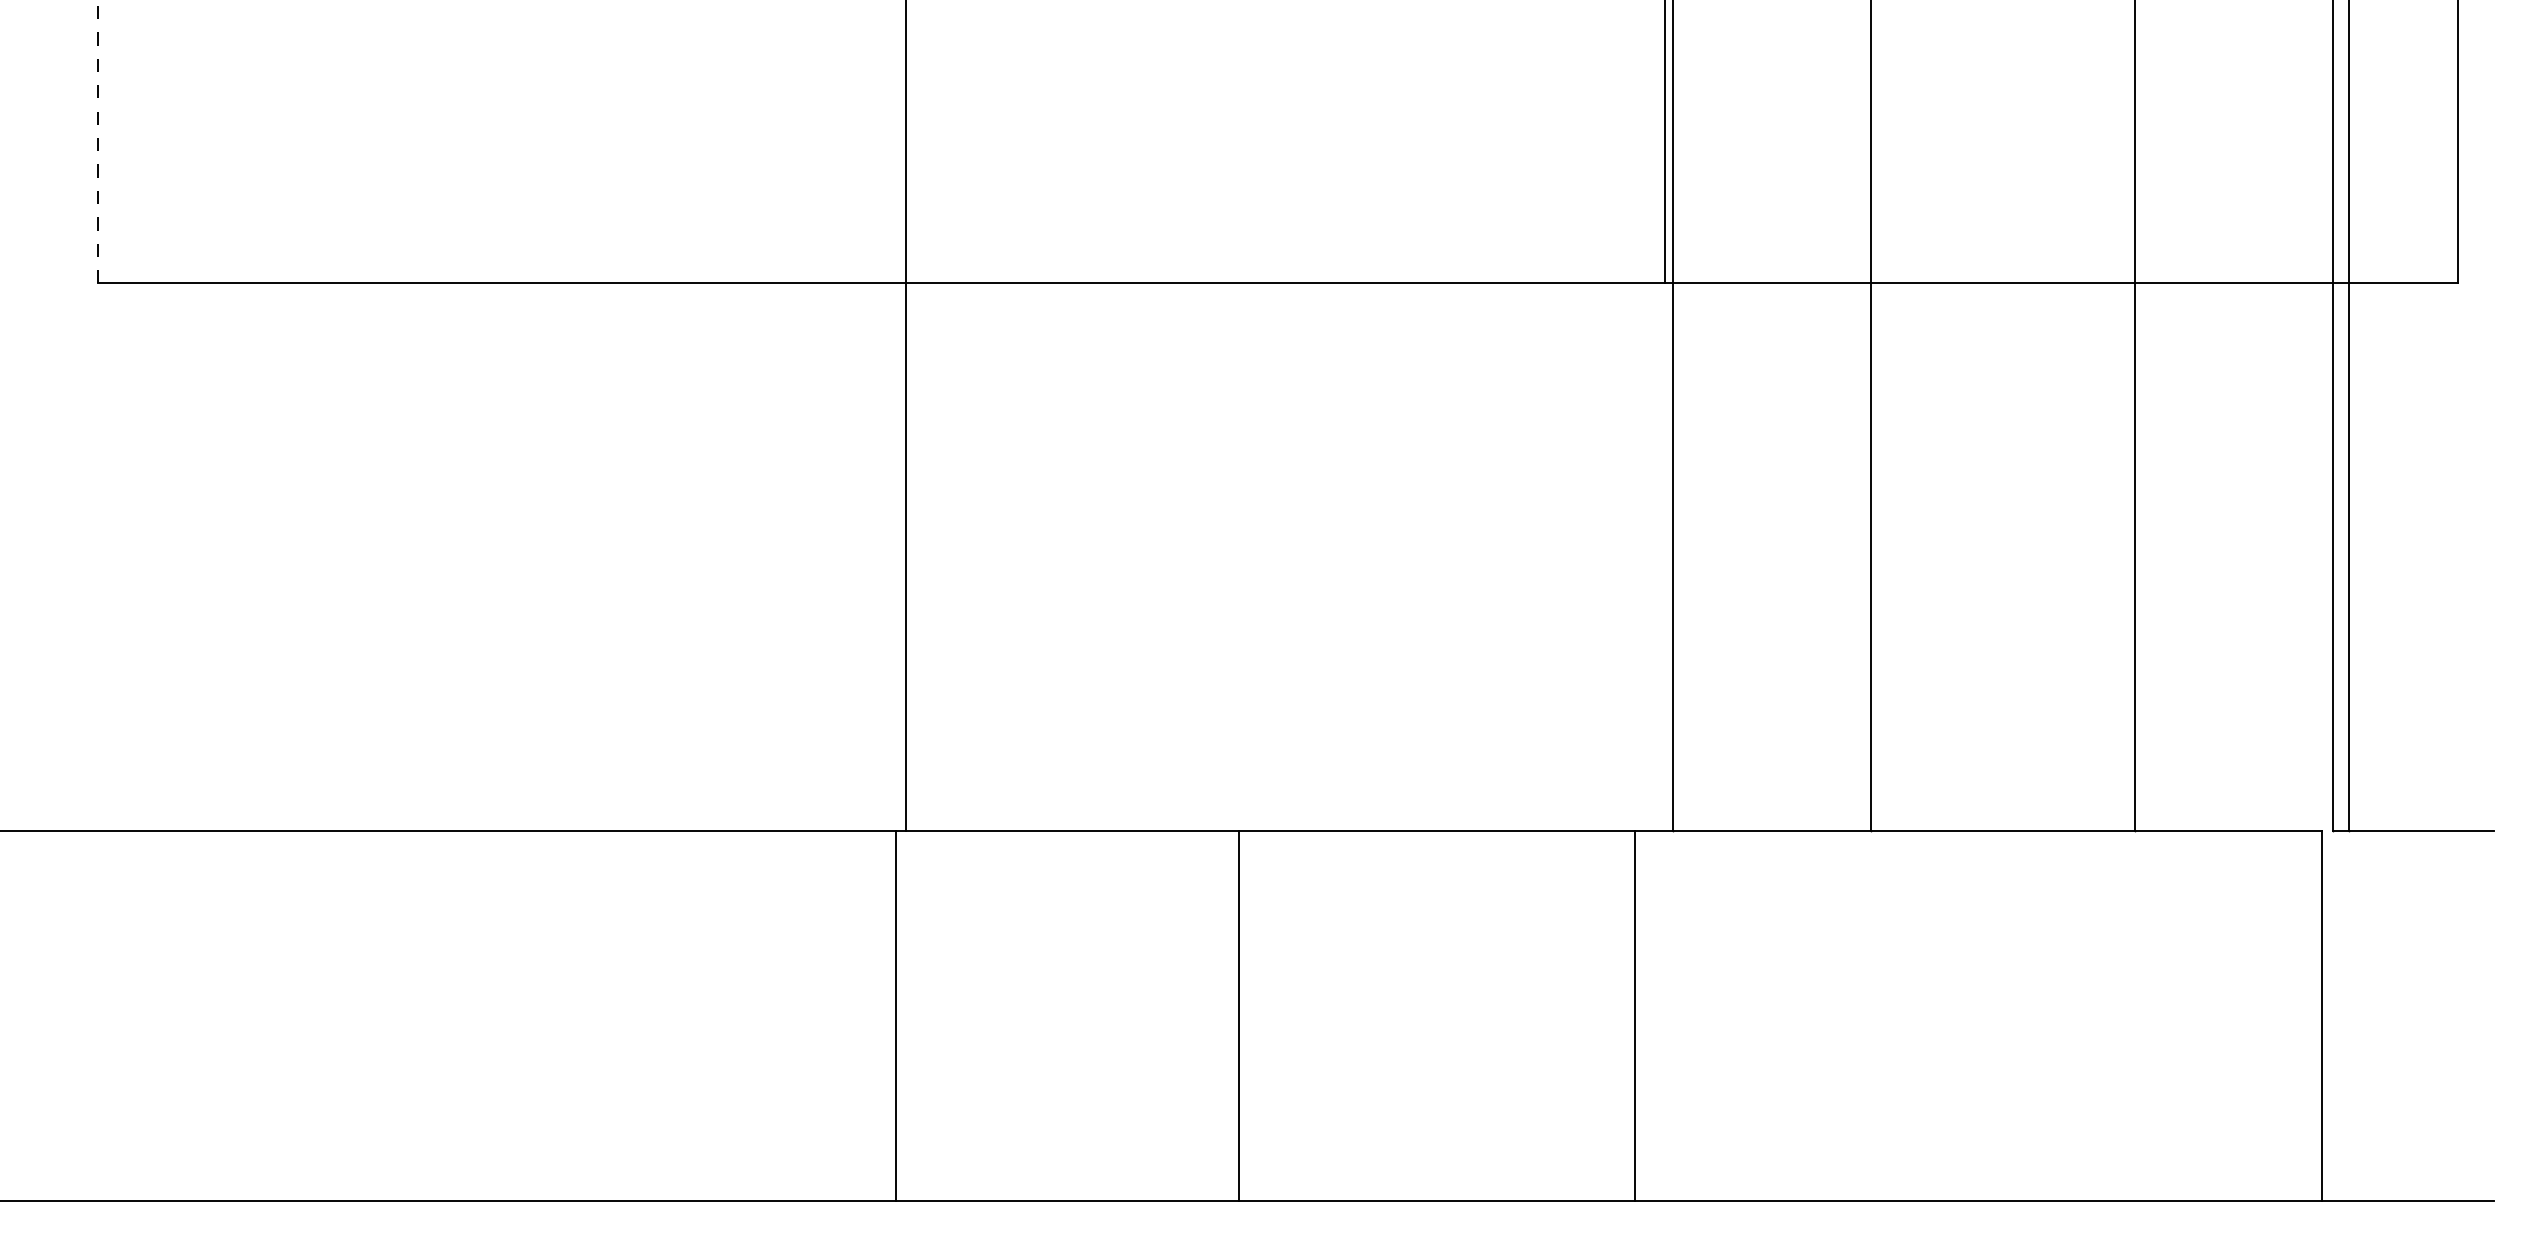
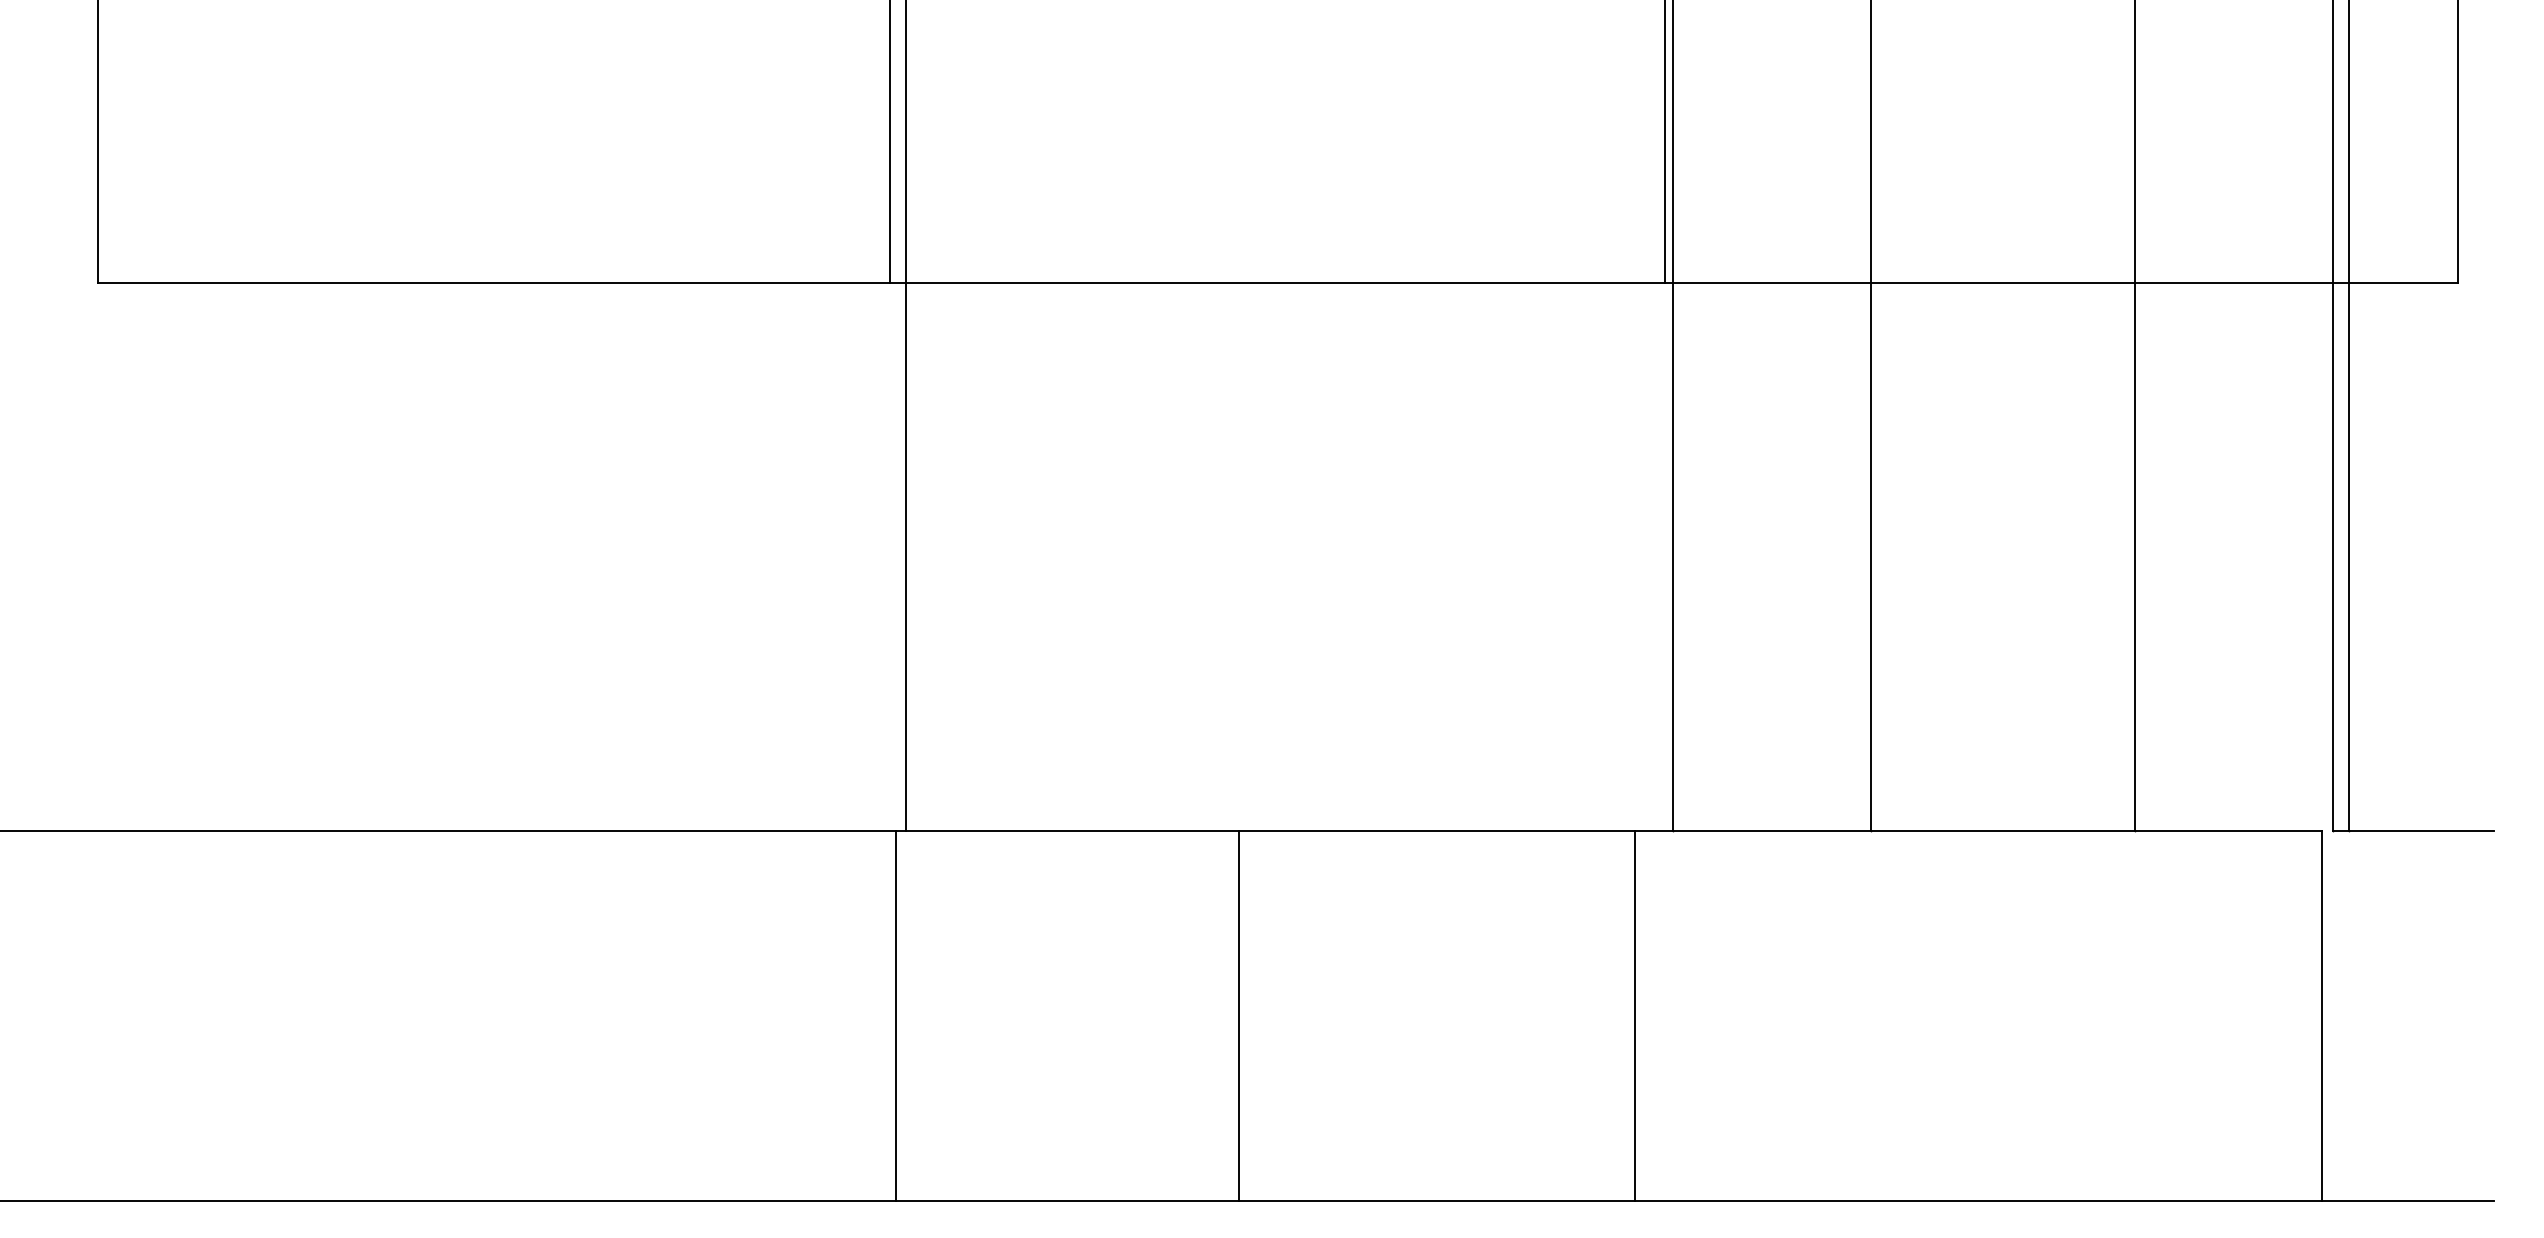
line: dashed -> solid (97, 142)
line: none -> present (890, 142)
